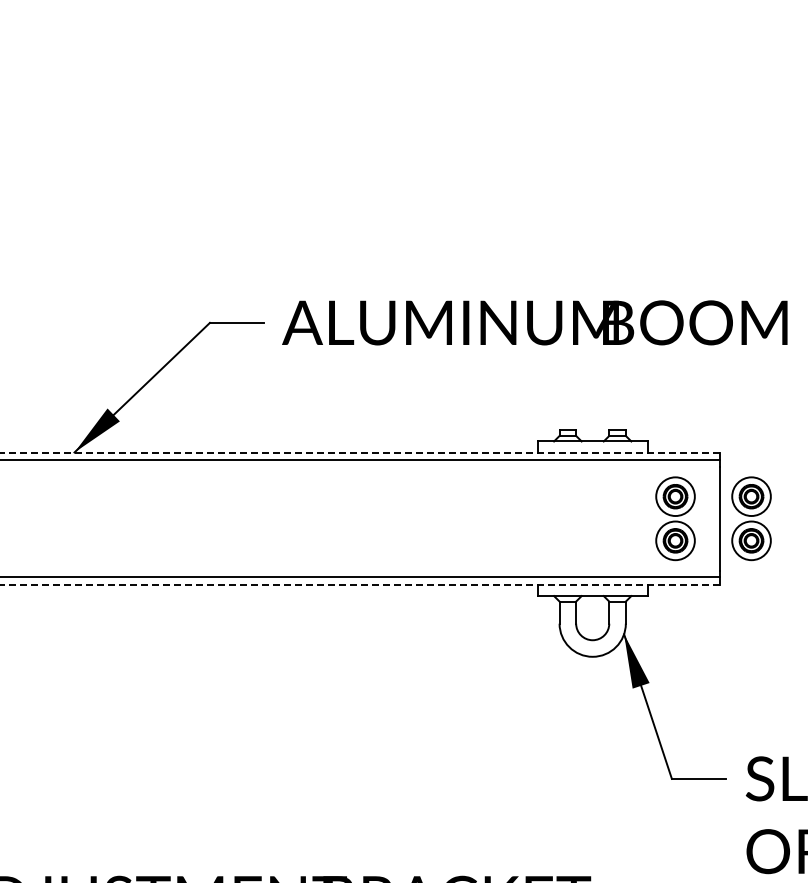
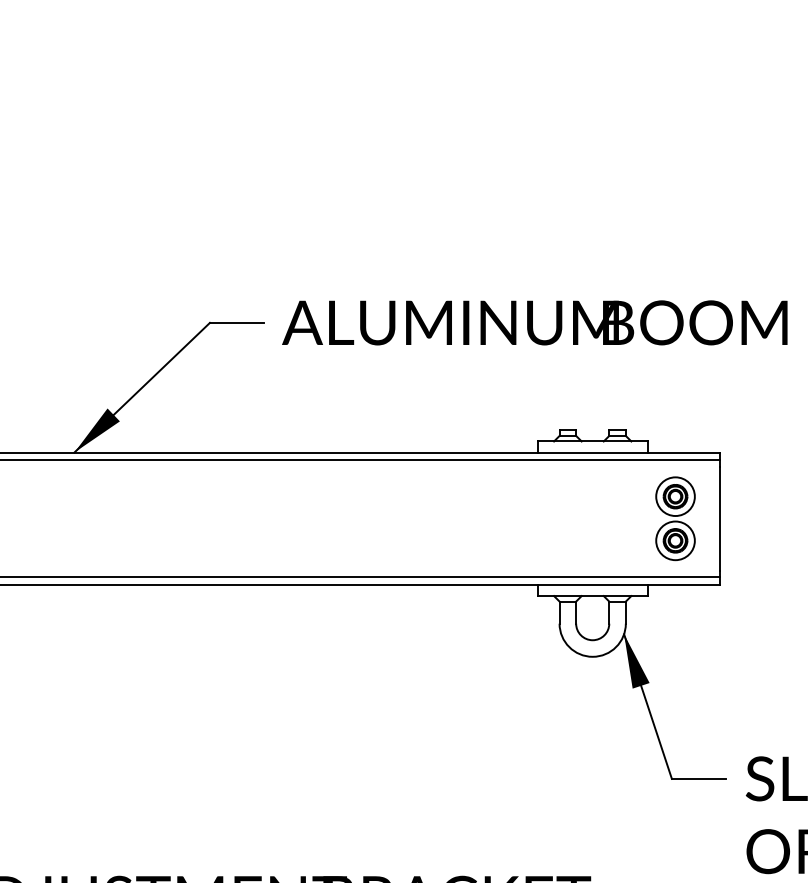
line: dashed -> solid (359, 452)
part: present -> none (751, 518)
line: dashed -> solid (359, 585)
